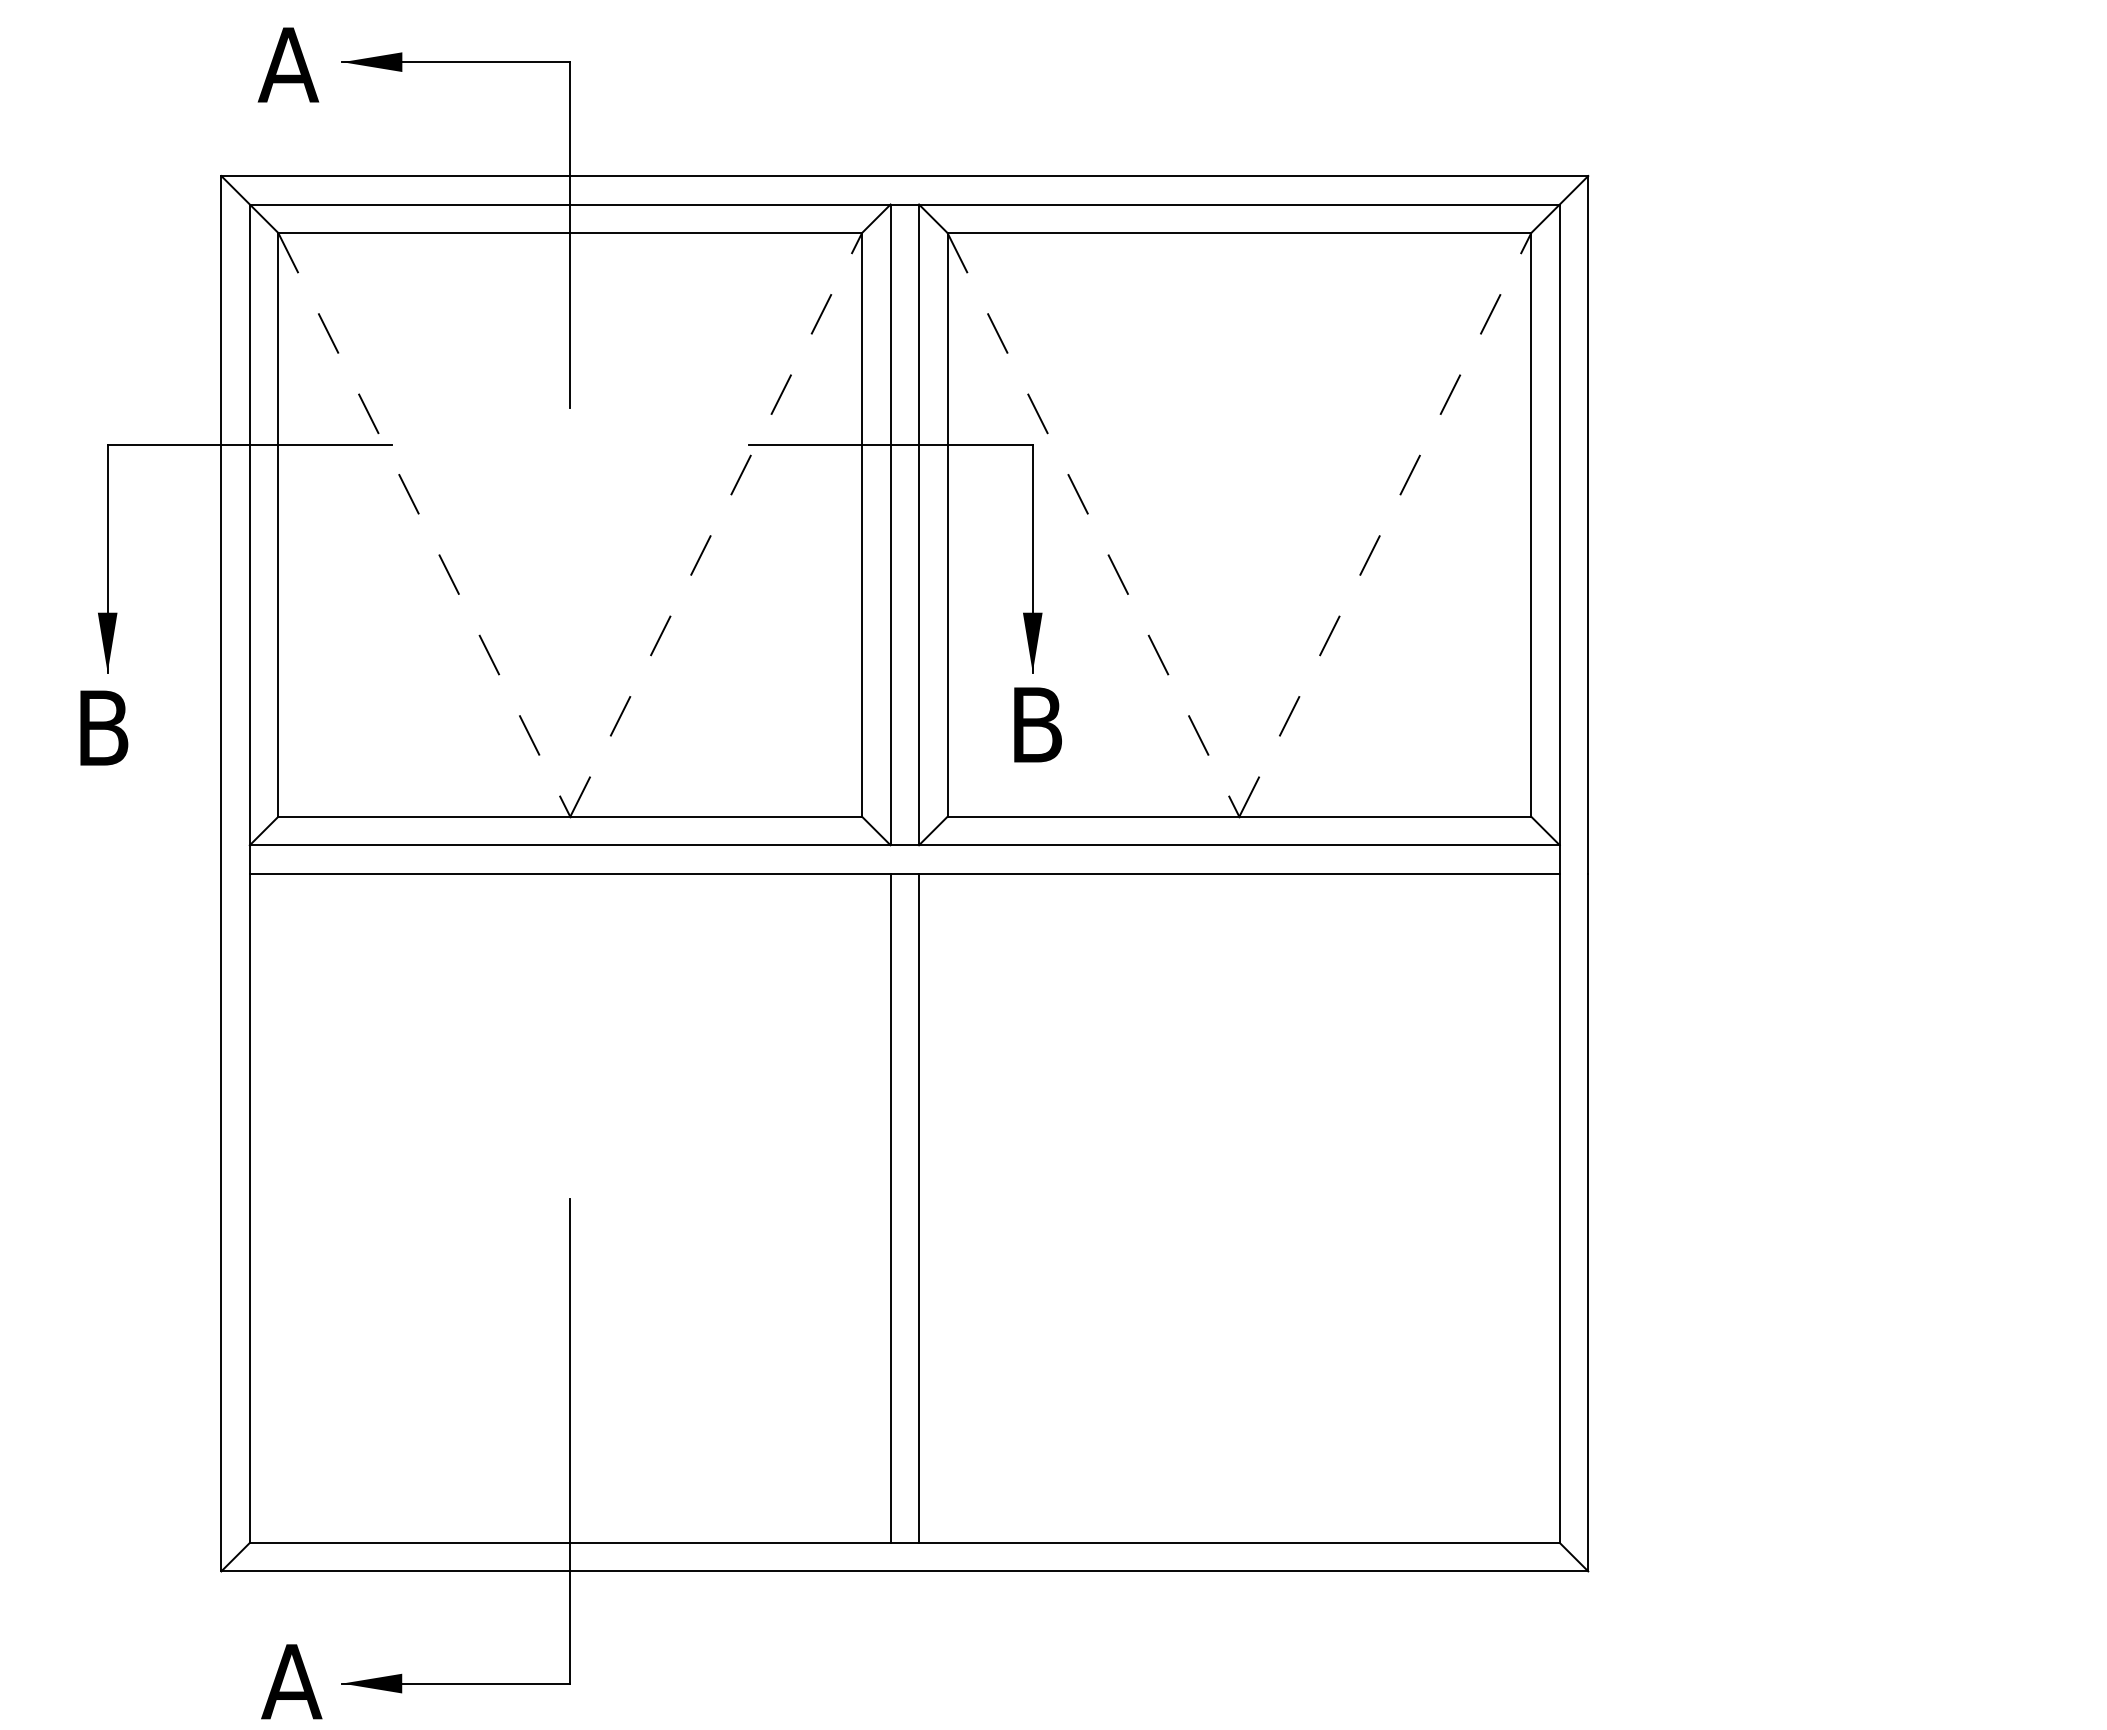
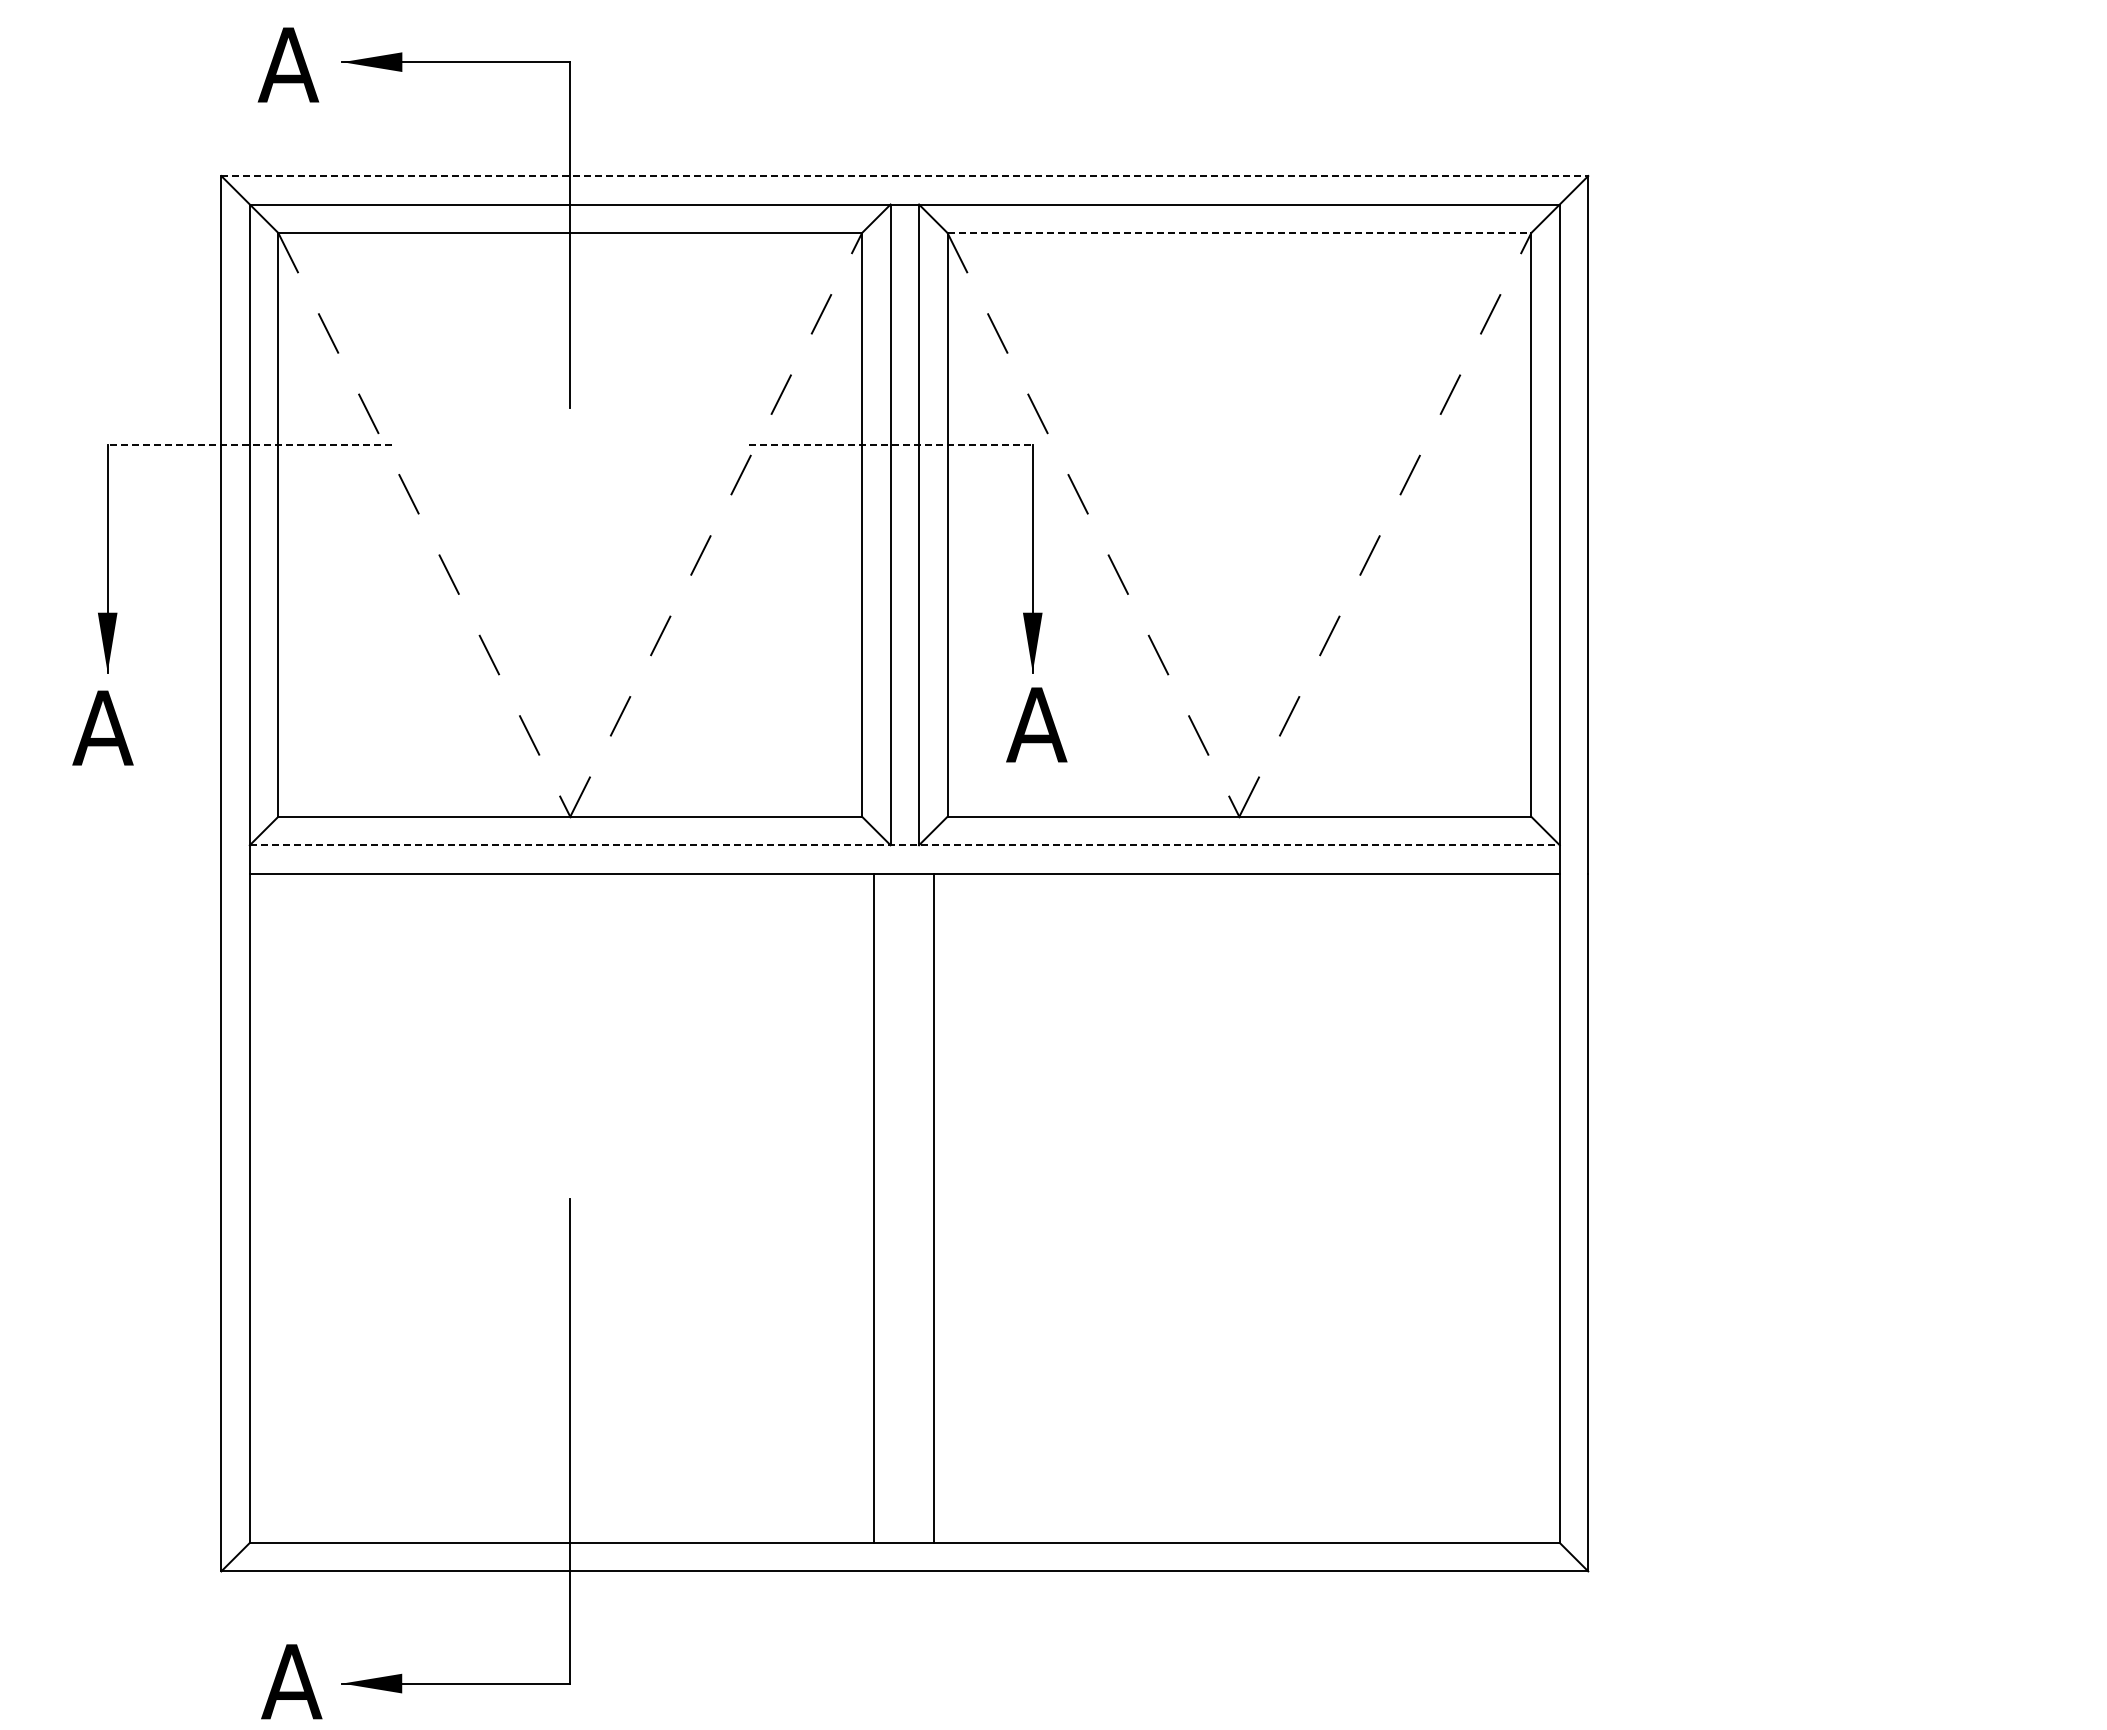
line: solid -> dashed (905, 176)
line: solid -> dashed (1239, 232)
line: solid -> dashed (249, 444)
line: solid -> dashed (891, 444)
text: B -> A (1036, 724)
text: B -> A (102, 727)
line: solid -> dashed (904, 845)
line position: (890, 1207) -> (873, 1207) (873, 1207)
line position: (919, 1207) -> (934, 1207) (934, 1207)
